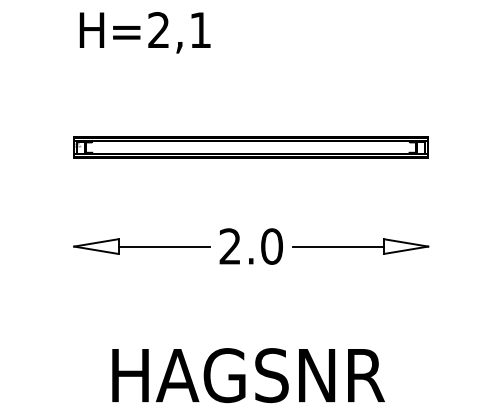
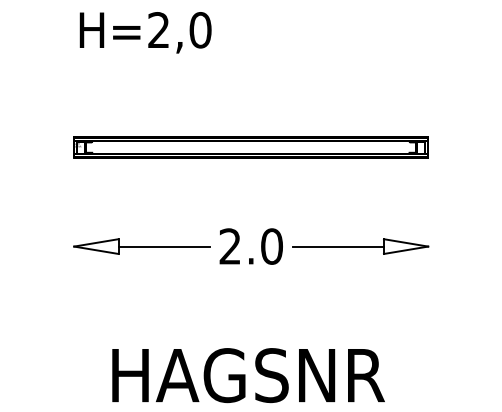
text: H=2,1 -> H=2,0 (200, 30)
